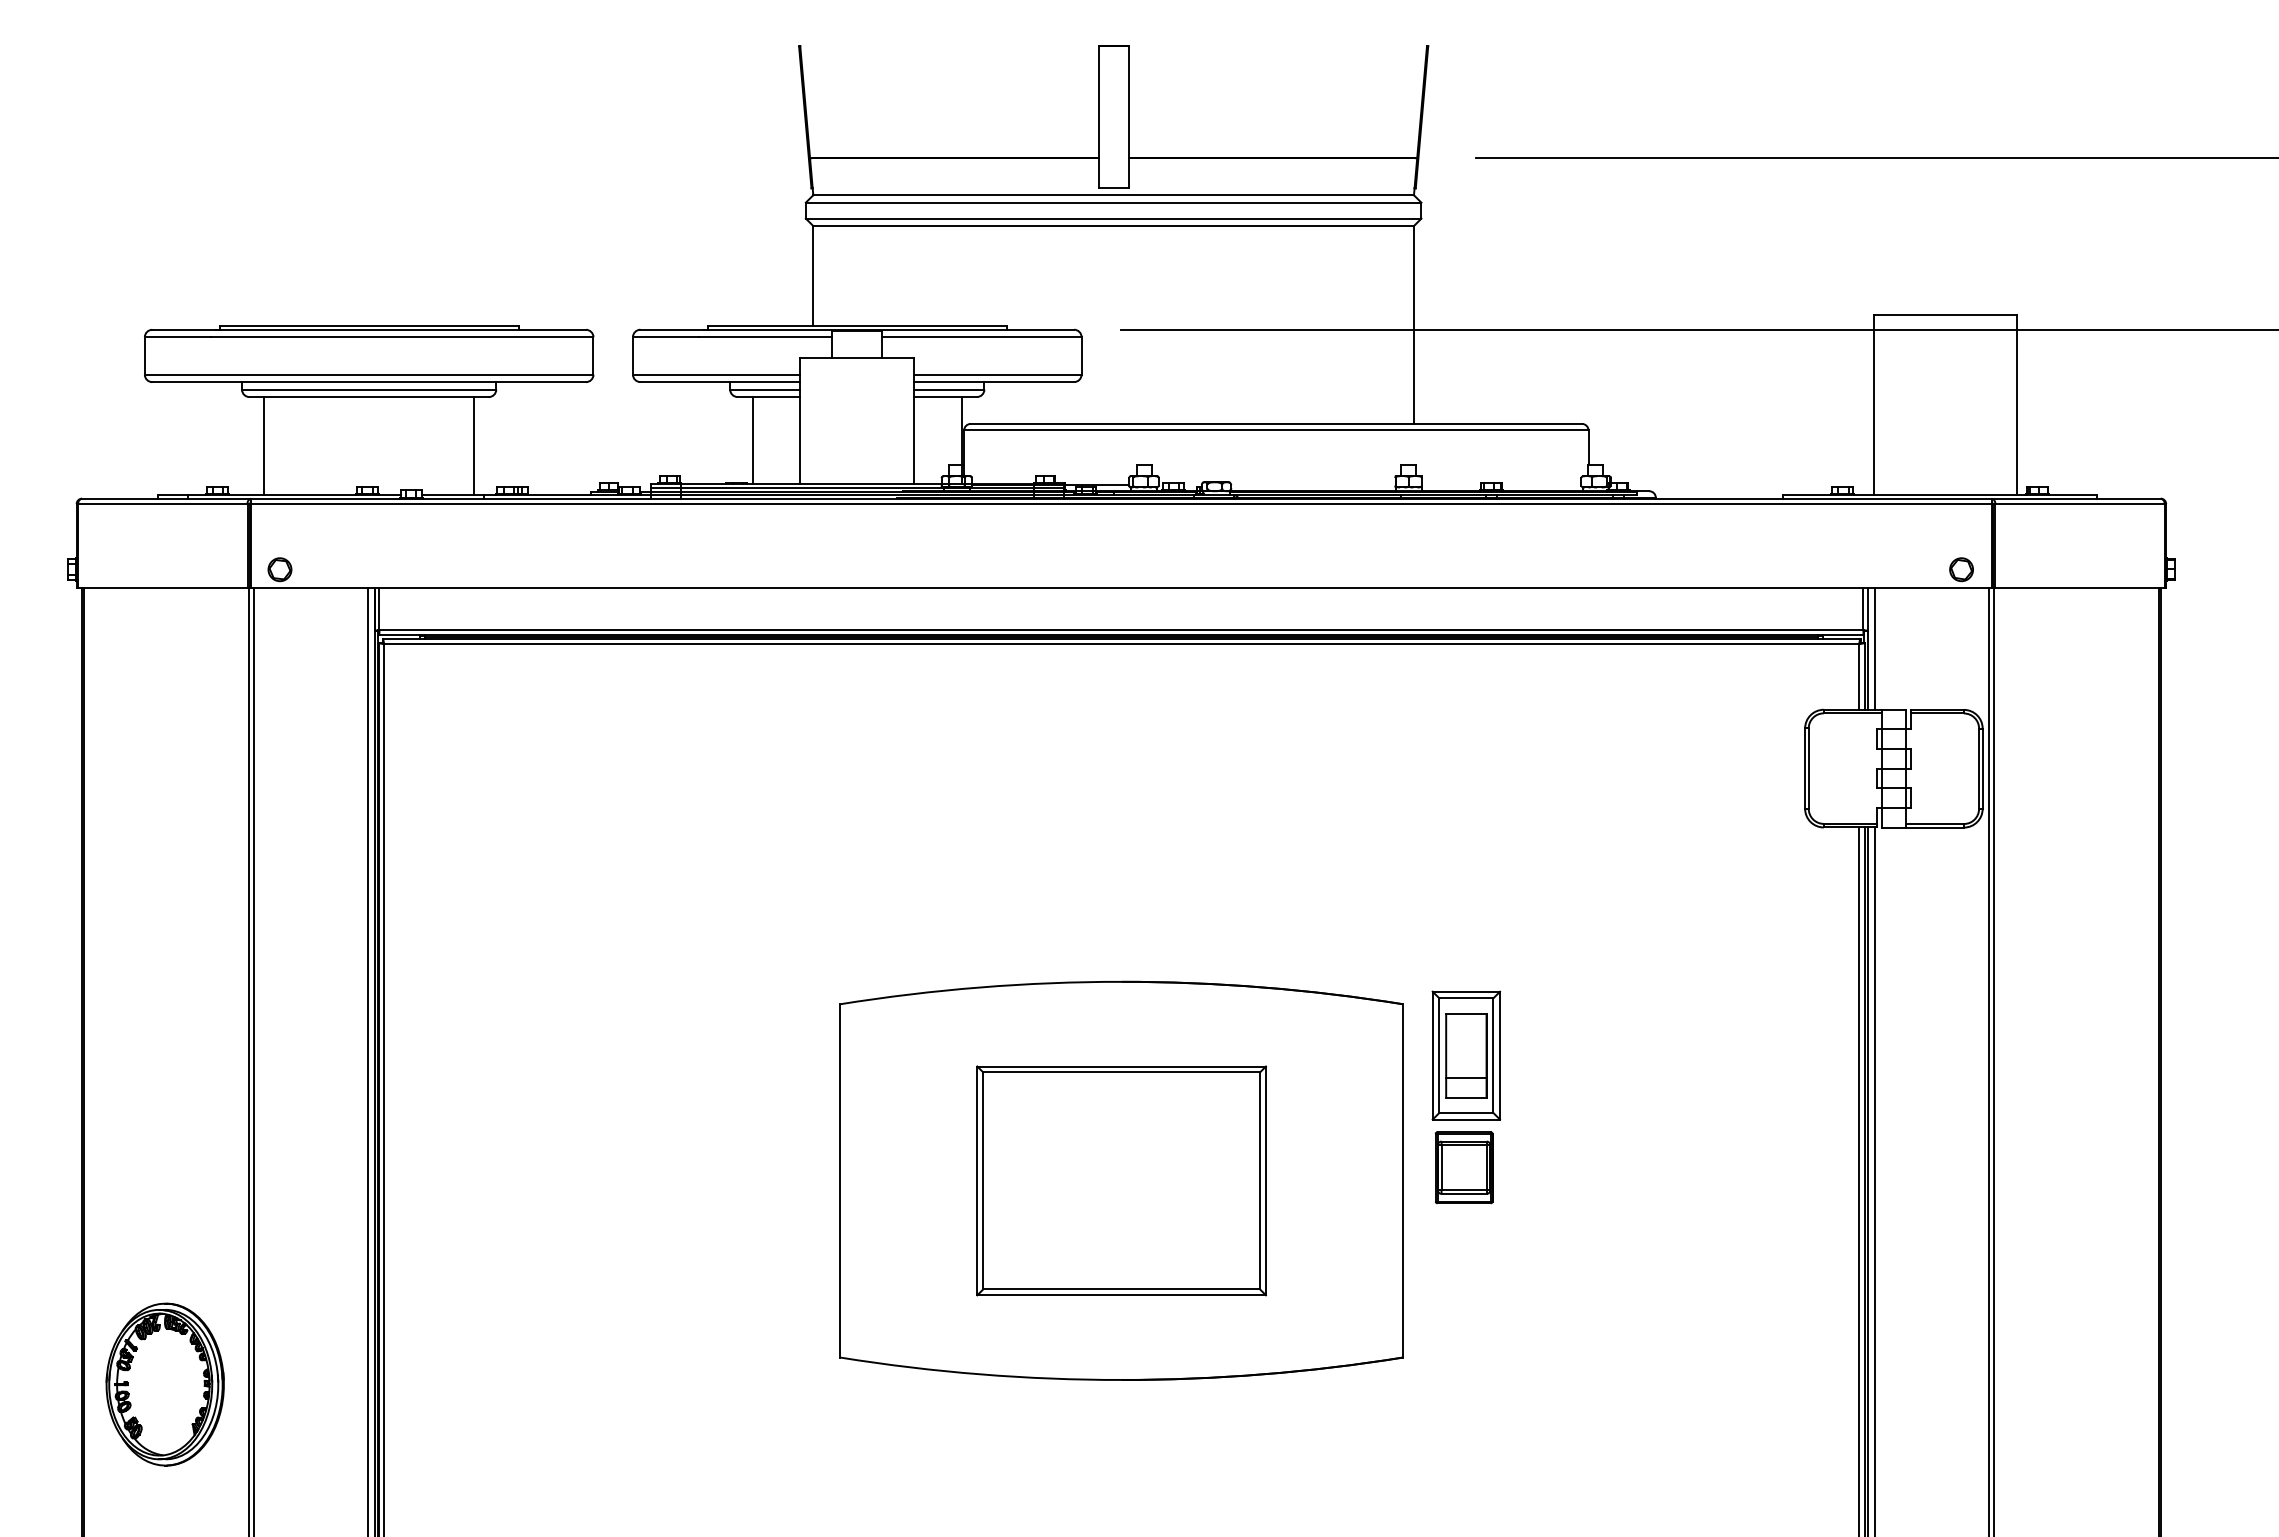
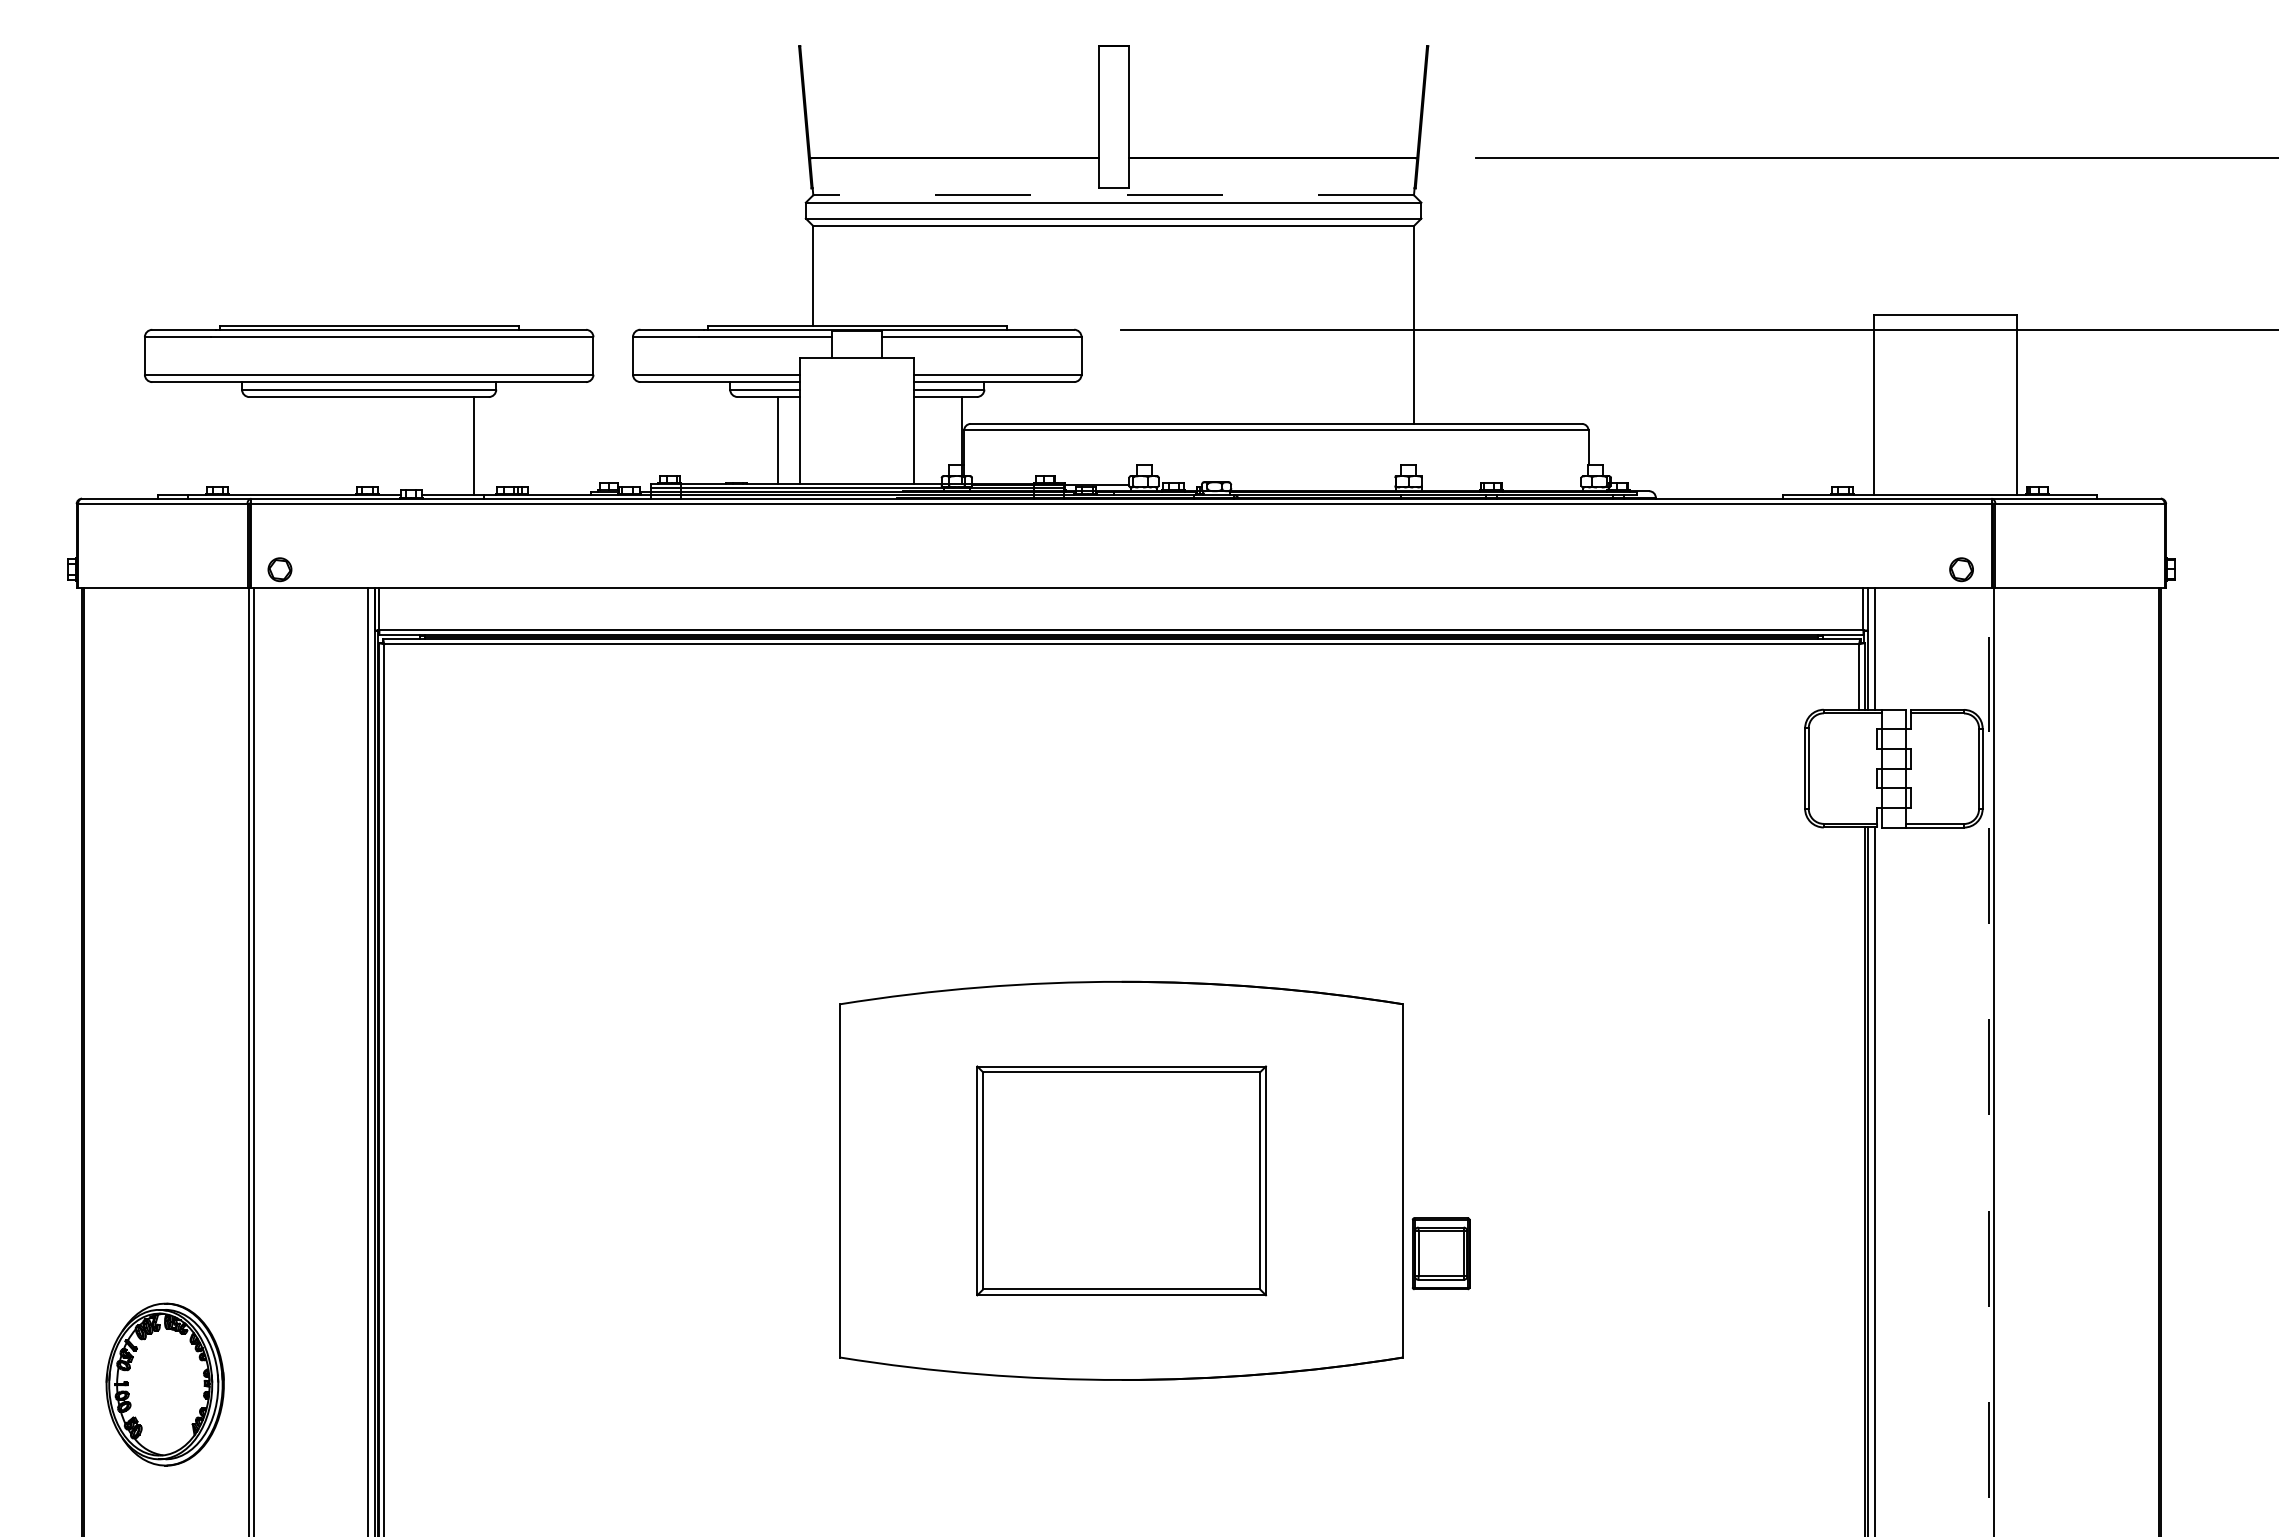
line: solid -> dashed (1113, 195)
line position: (752, 440) -> (777, 440) (777, 440)
line: present -> none (264, 446)
part: present -> none (1466, 1055)
line: solid -> dashed (1988, 1062)
part position: (1463, 1167) -> (1440, 1253) (1440, 1253)
line: present -> none (1859, 1180)
